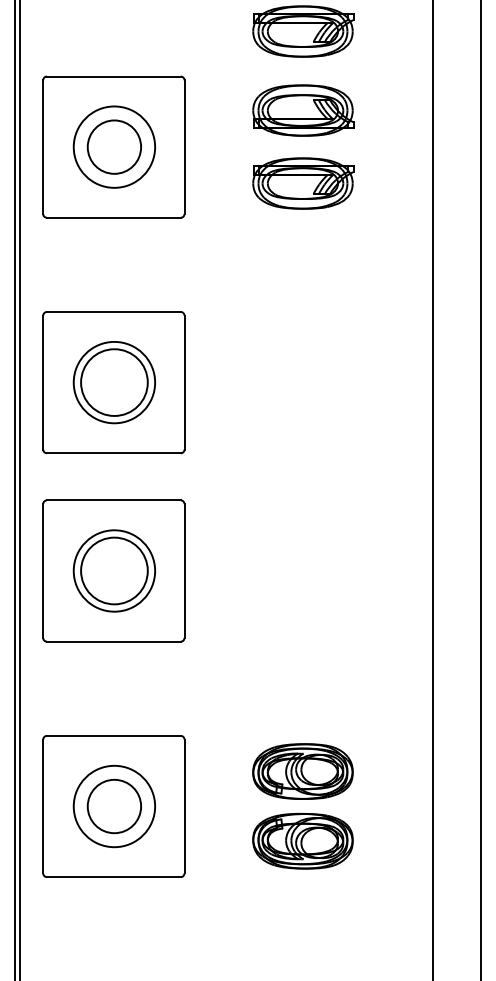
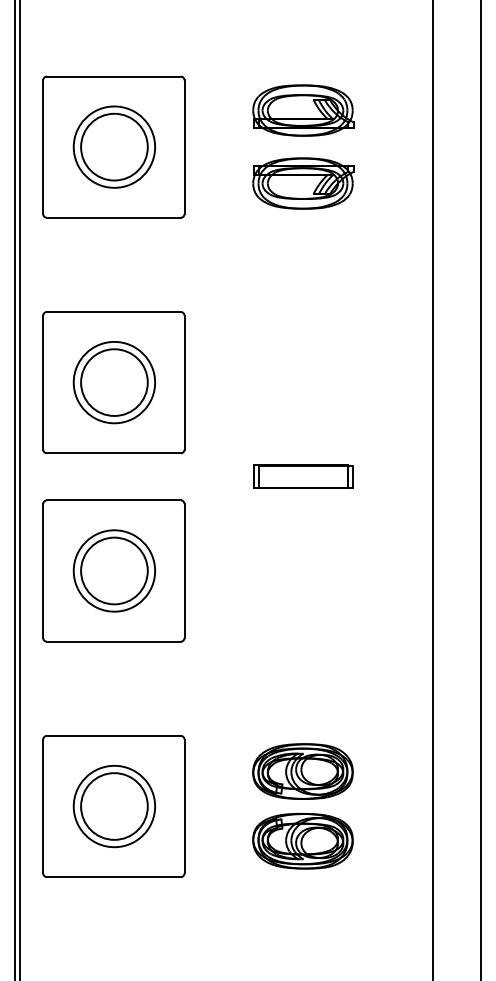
part: present -> none (303, 31)
circle diameter: 53 px -> 67 px (114, 146)
part: none -> present (303, 476)
circle diameter: 53 px -> 67 px (114, 806)
